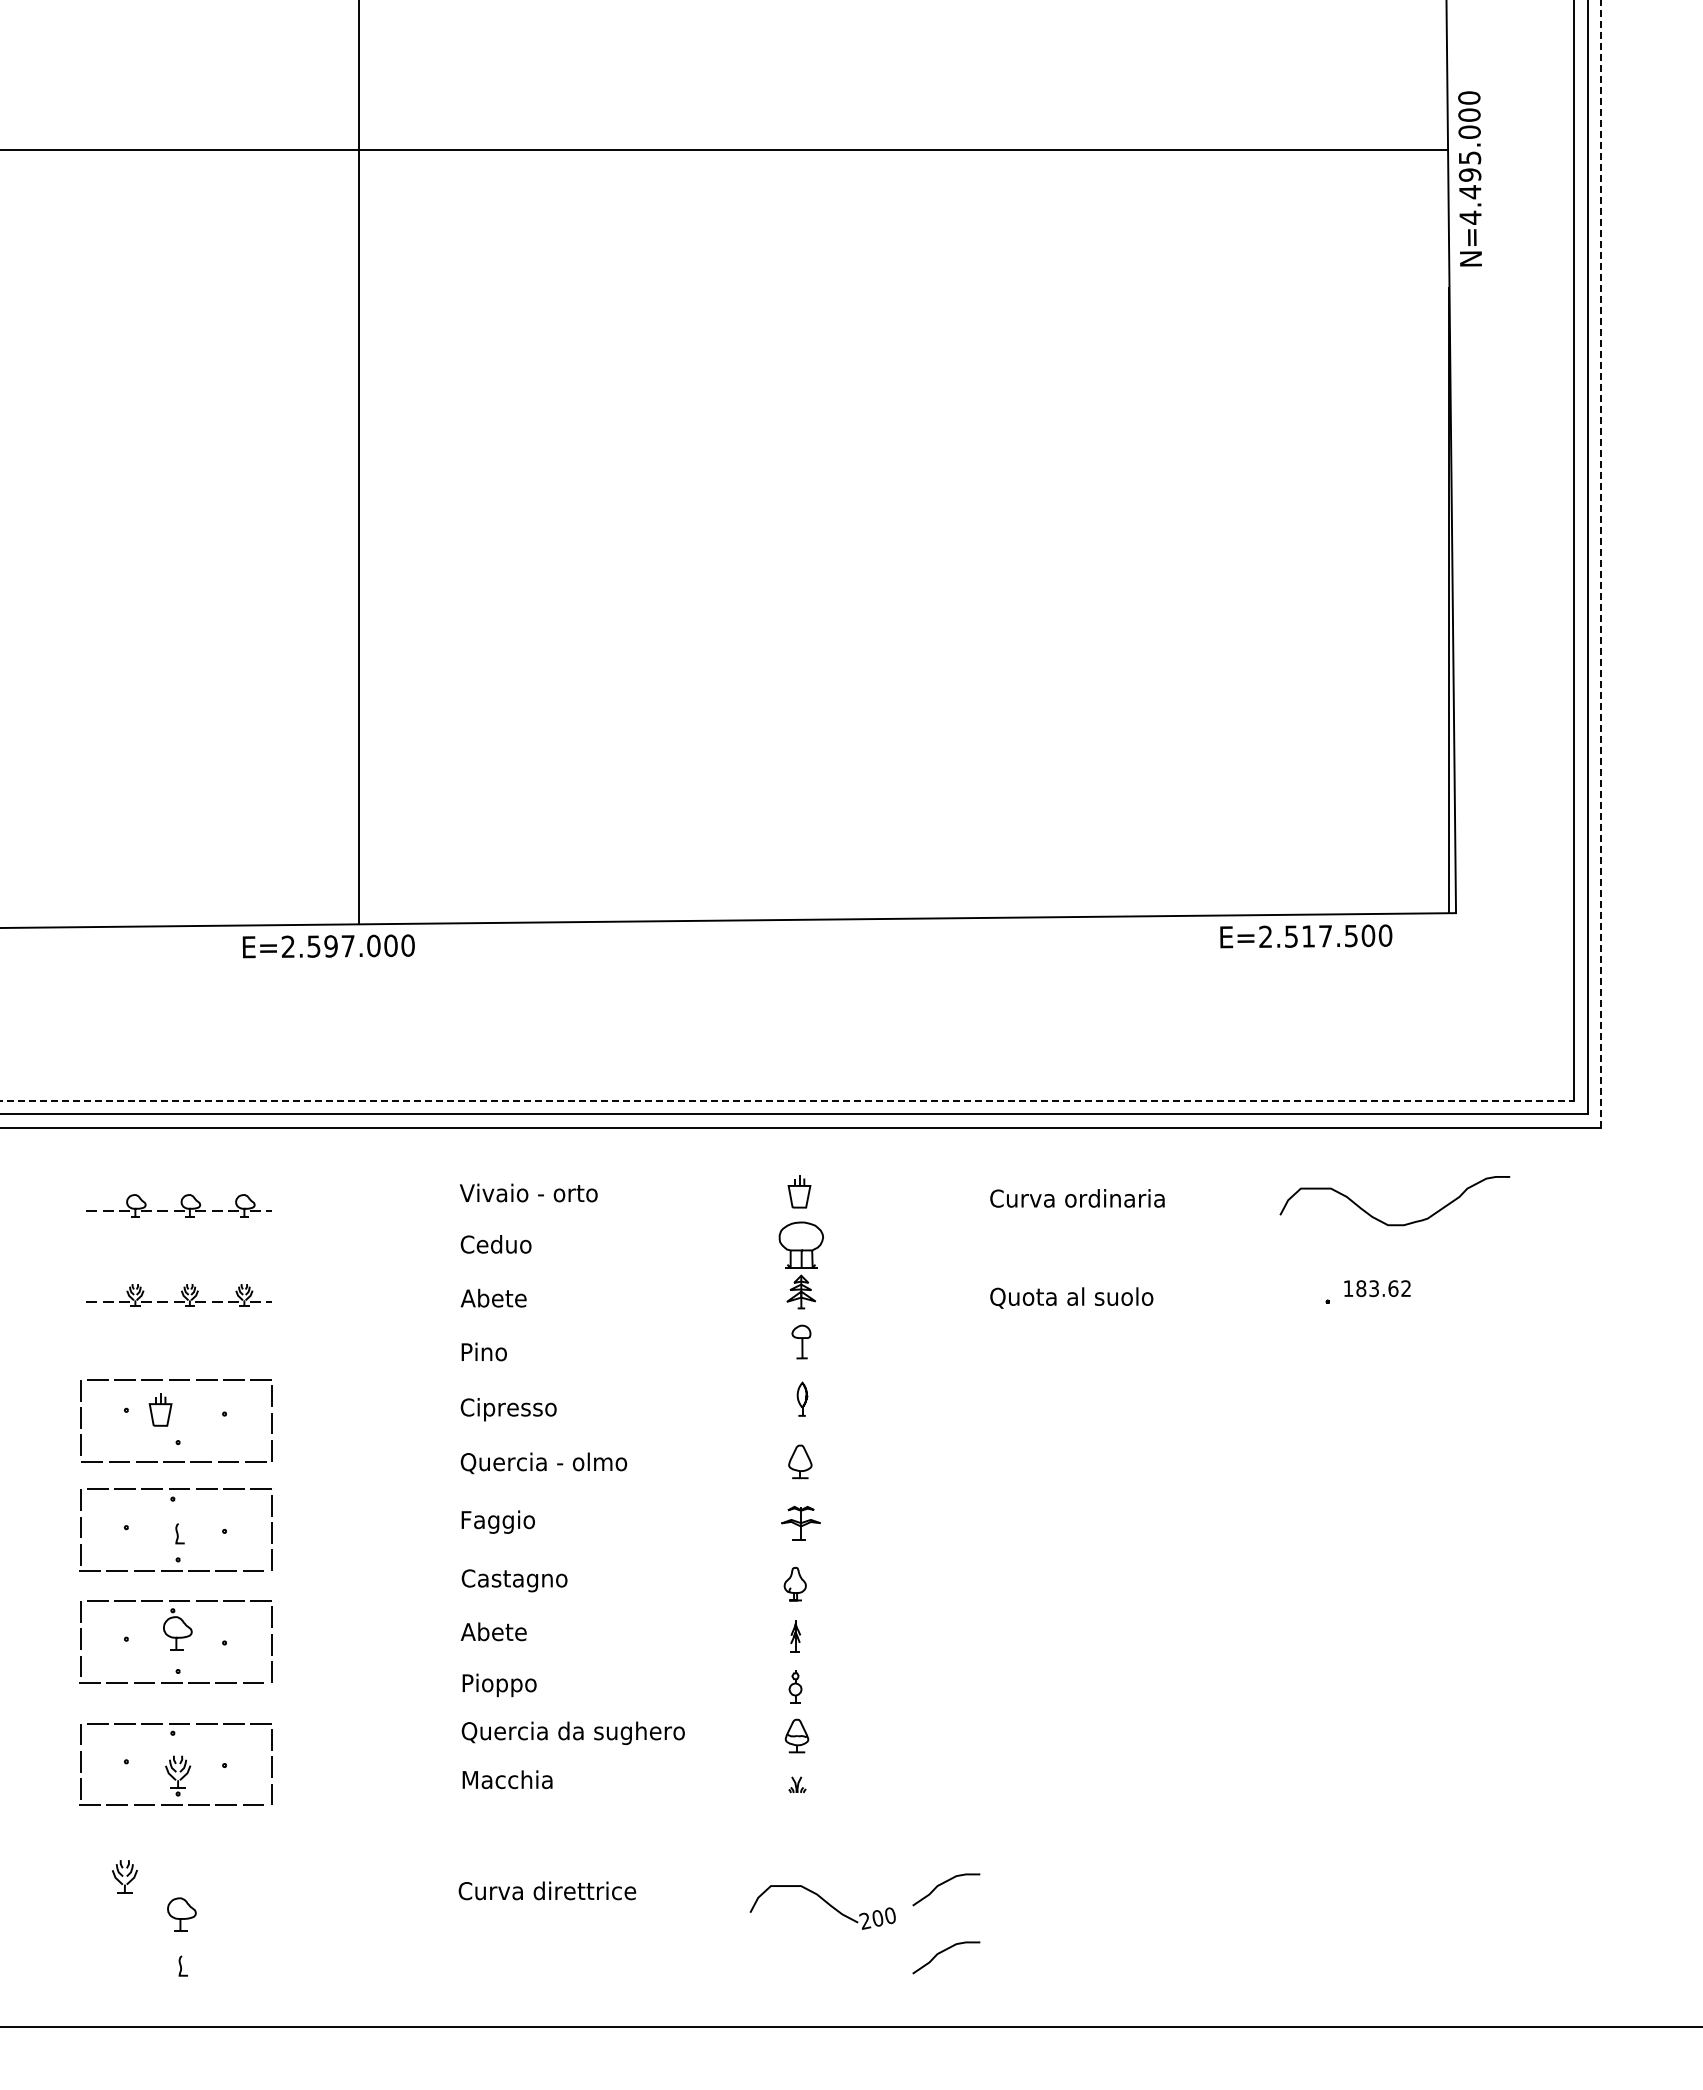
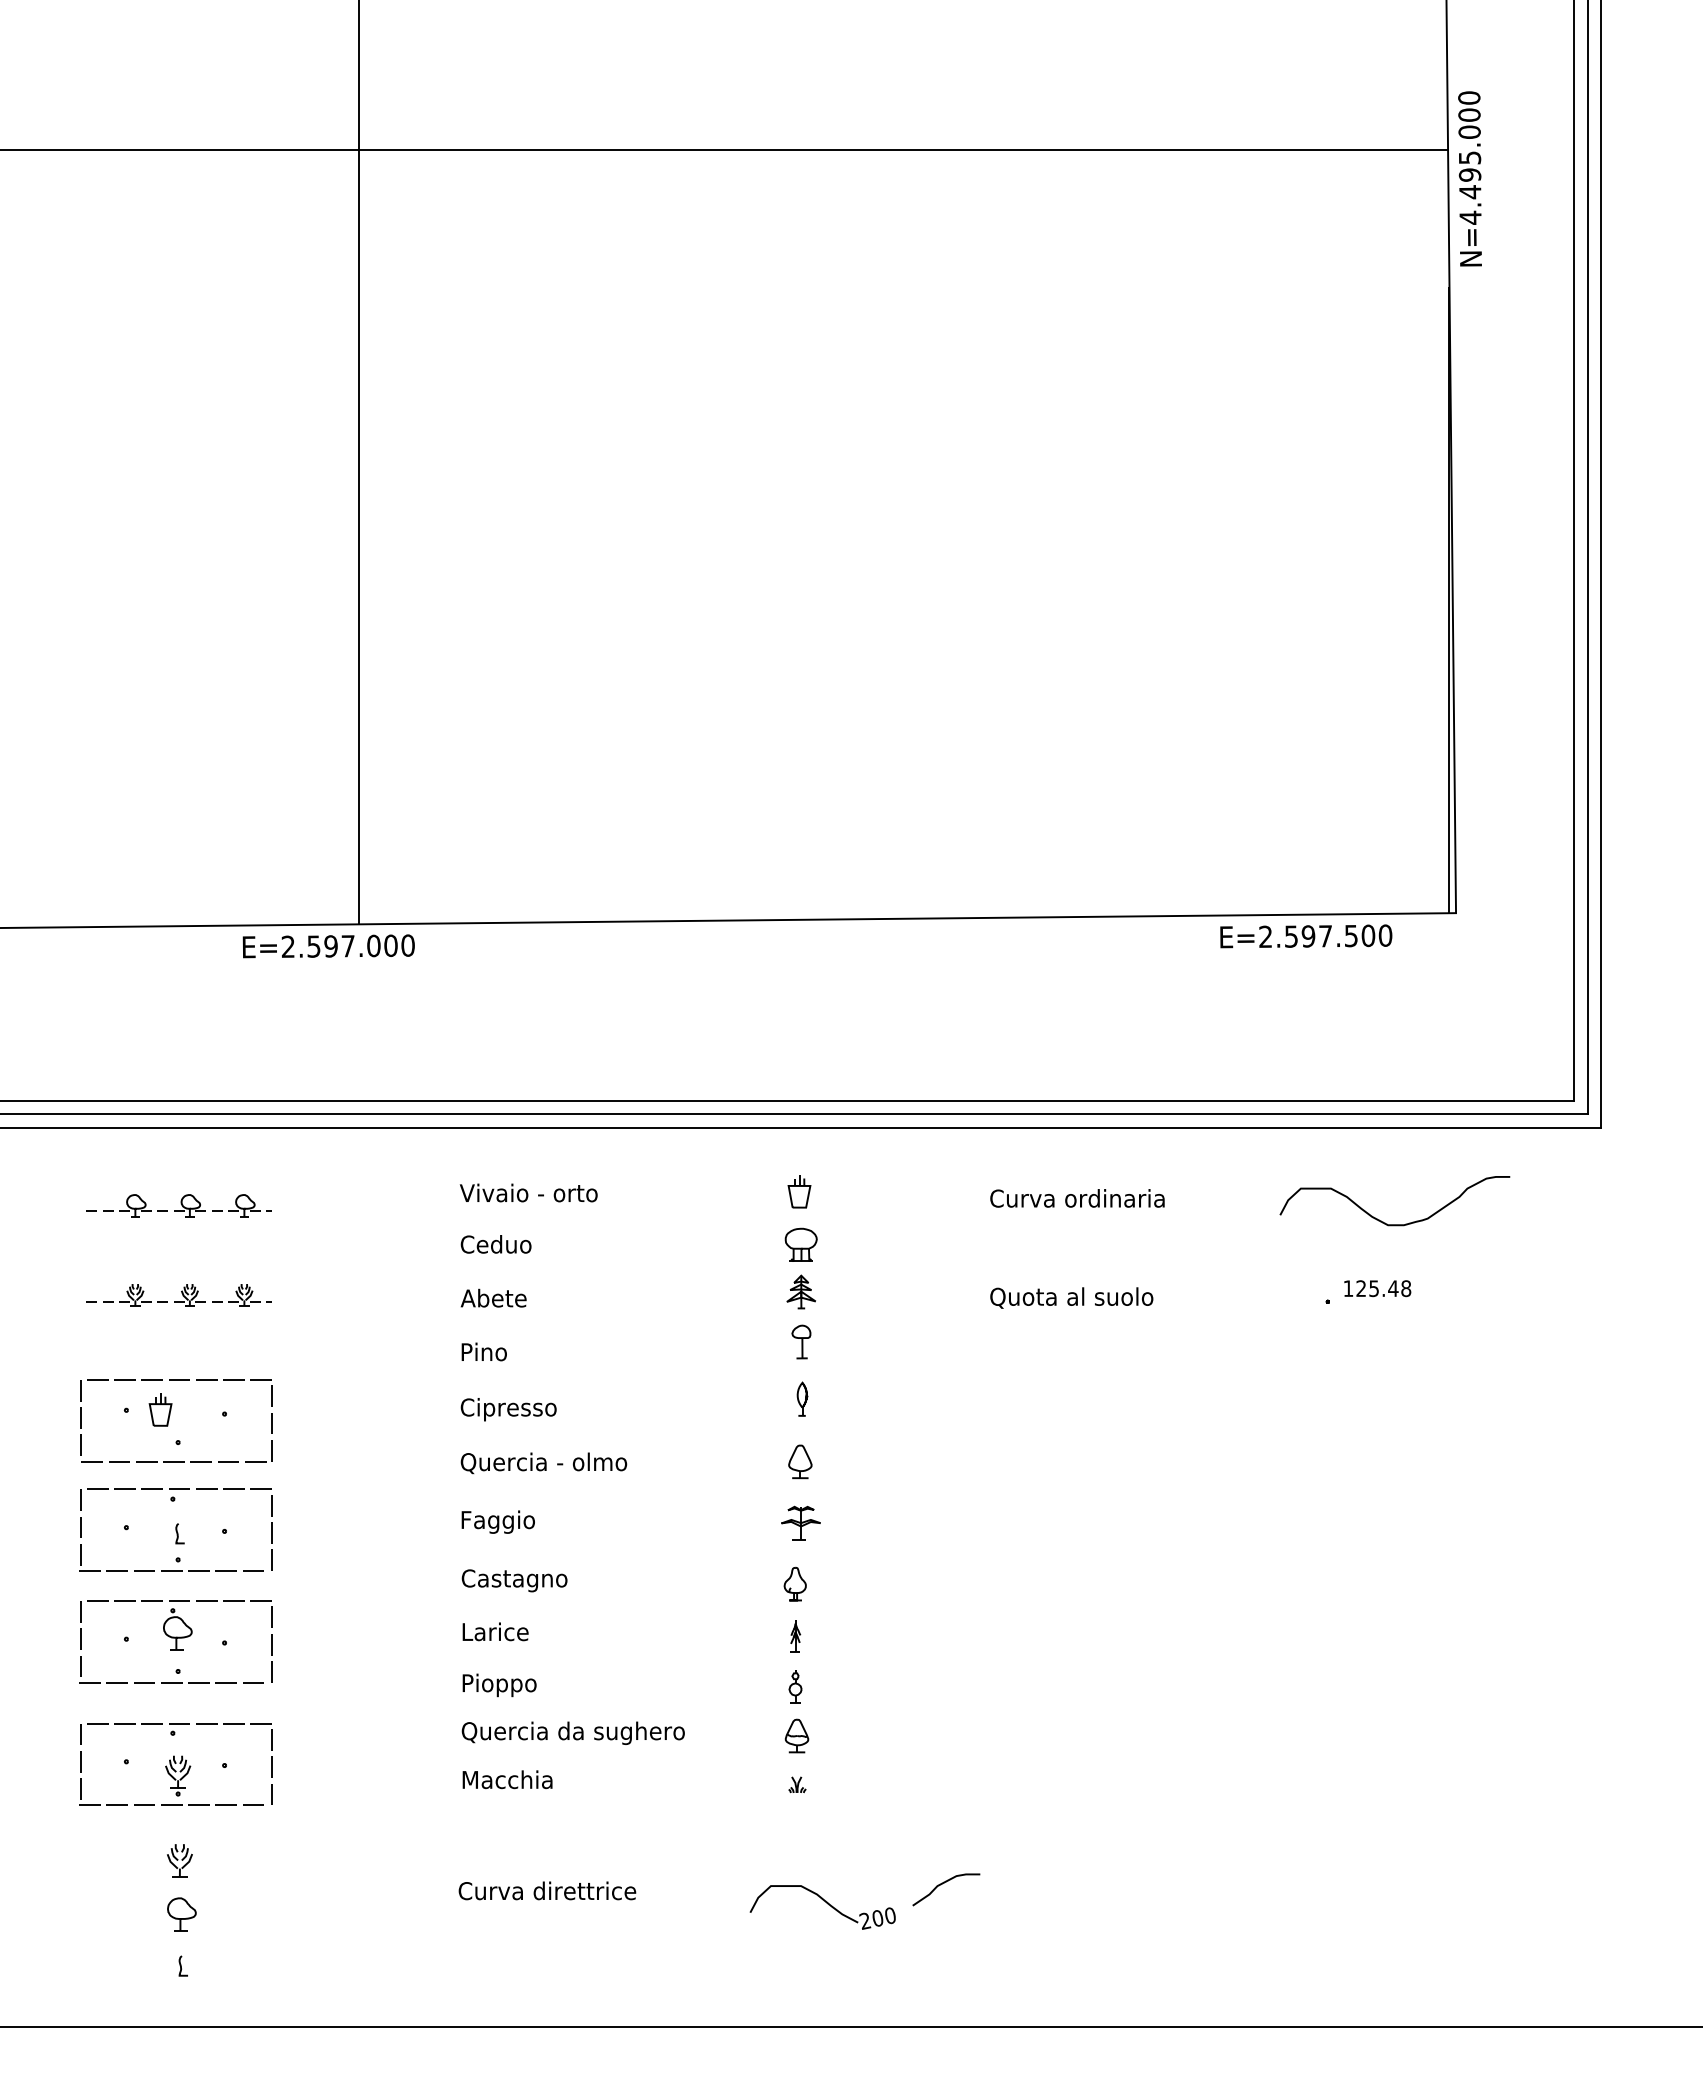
line: dashed -> solid (1601, 563)
text: E=2.517.500 -> E=2.597.500 (1308, 936)
line: dashed -> solid (787, 1100)
part size: 46x48 px -> 34x35 px (800, 1244)
text: 183.62 -> 125.48 (1383, 1288)
text: Abete -> Larice (494, 1631)
part position: (124, 1876) -> (179, 1860) (179, 1860)
curve: present -> none (944, 1951)
